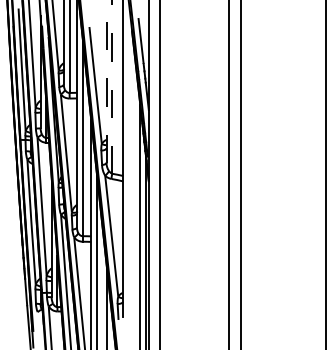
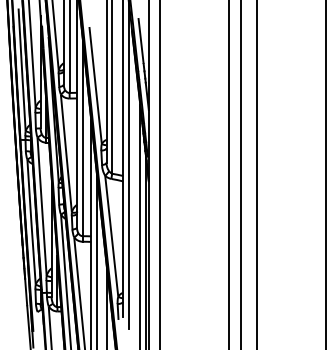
line: dashed -> solid (106, 80)
line: dashed -> solid (112, 86)
line: none -> present (128, 165)
line: none -> present (256, 174)
